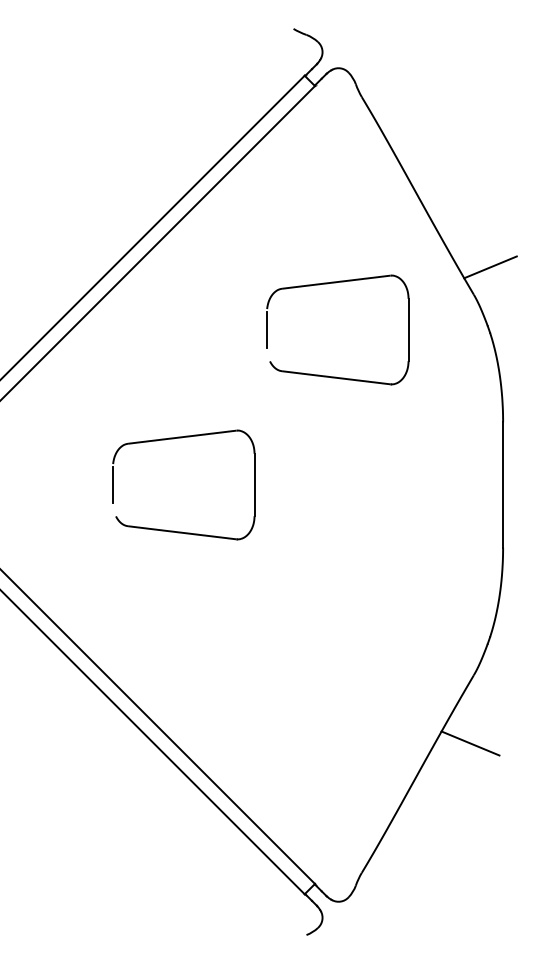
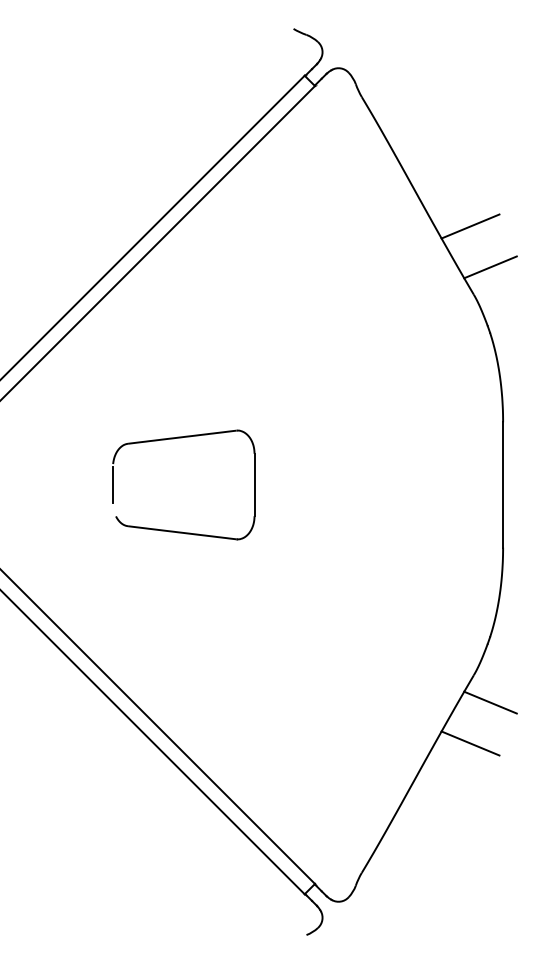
line: none -> present (470, 226)
part: present -> none (336, 283)
line: none -> present (490, 702)
